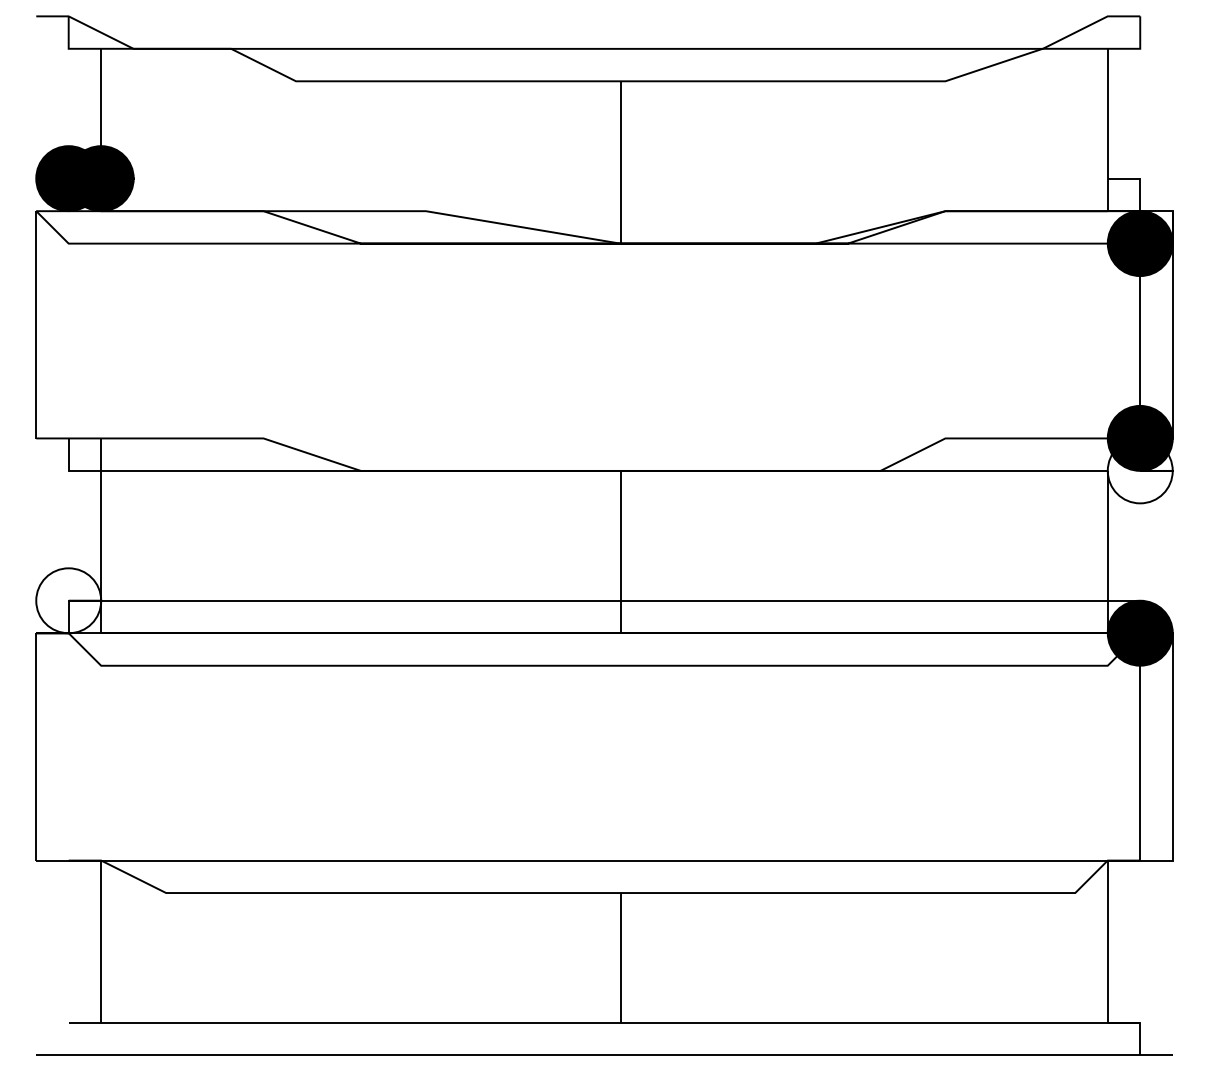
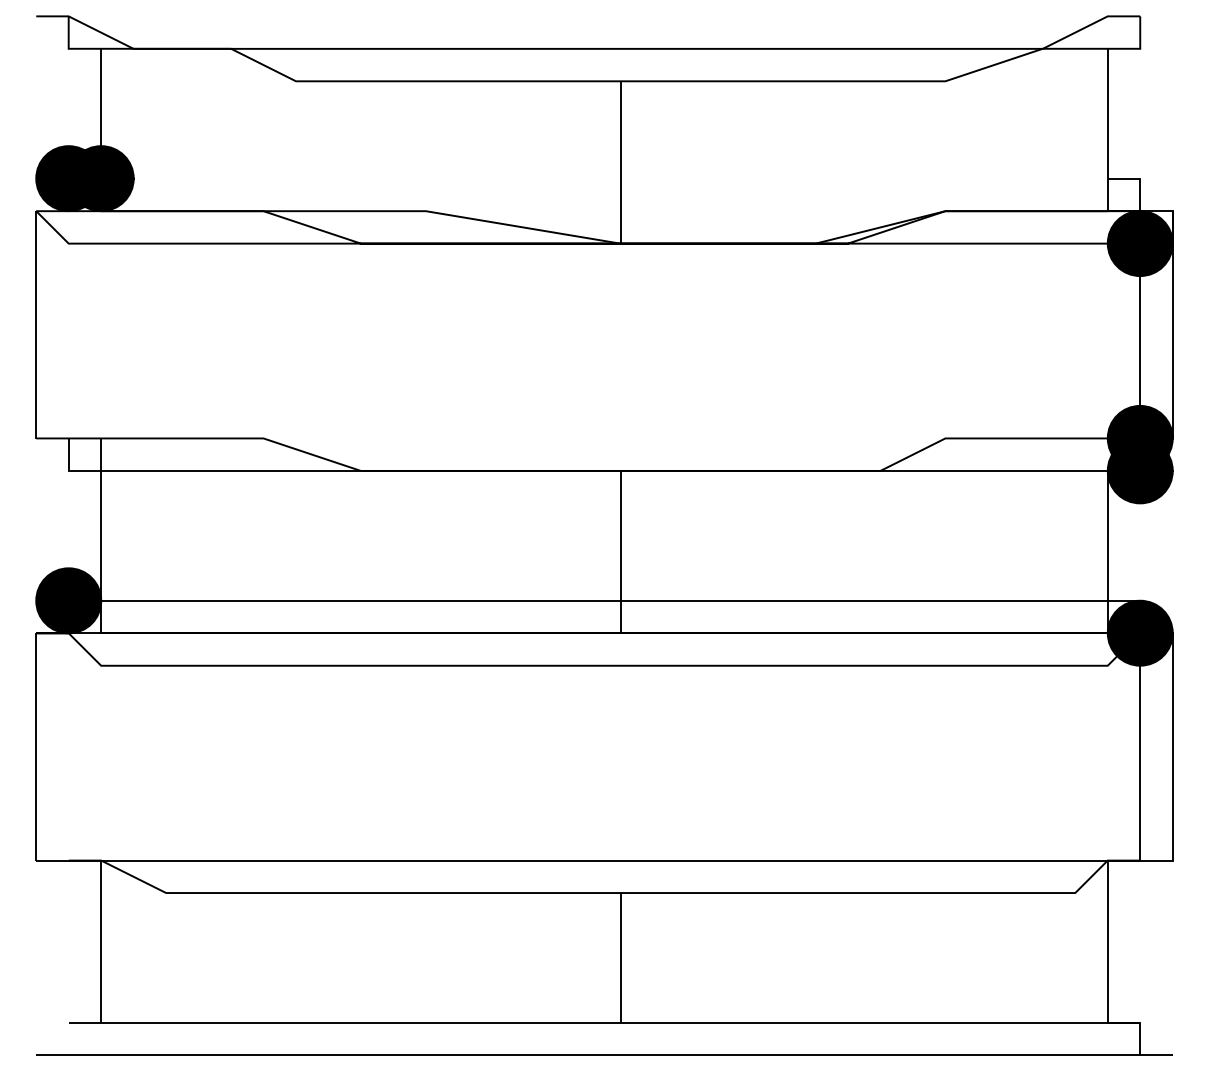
fill: none -> present (1139, 470)
fill: none -> present (68, 600)
